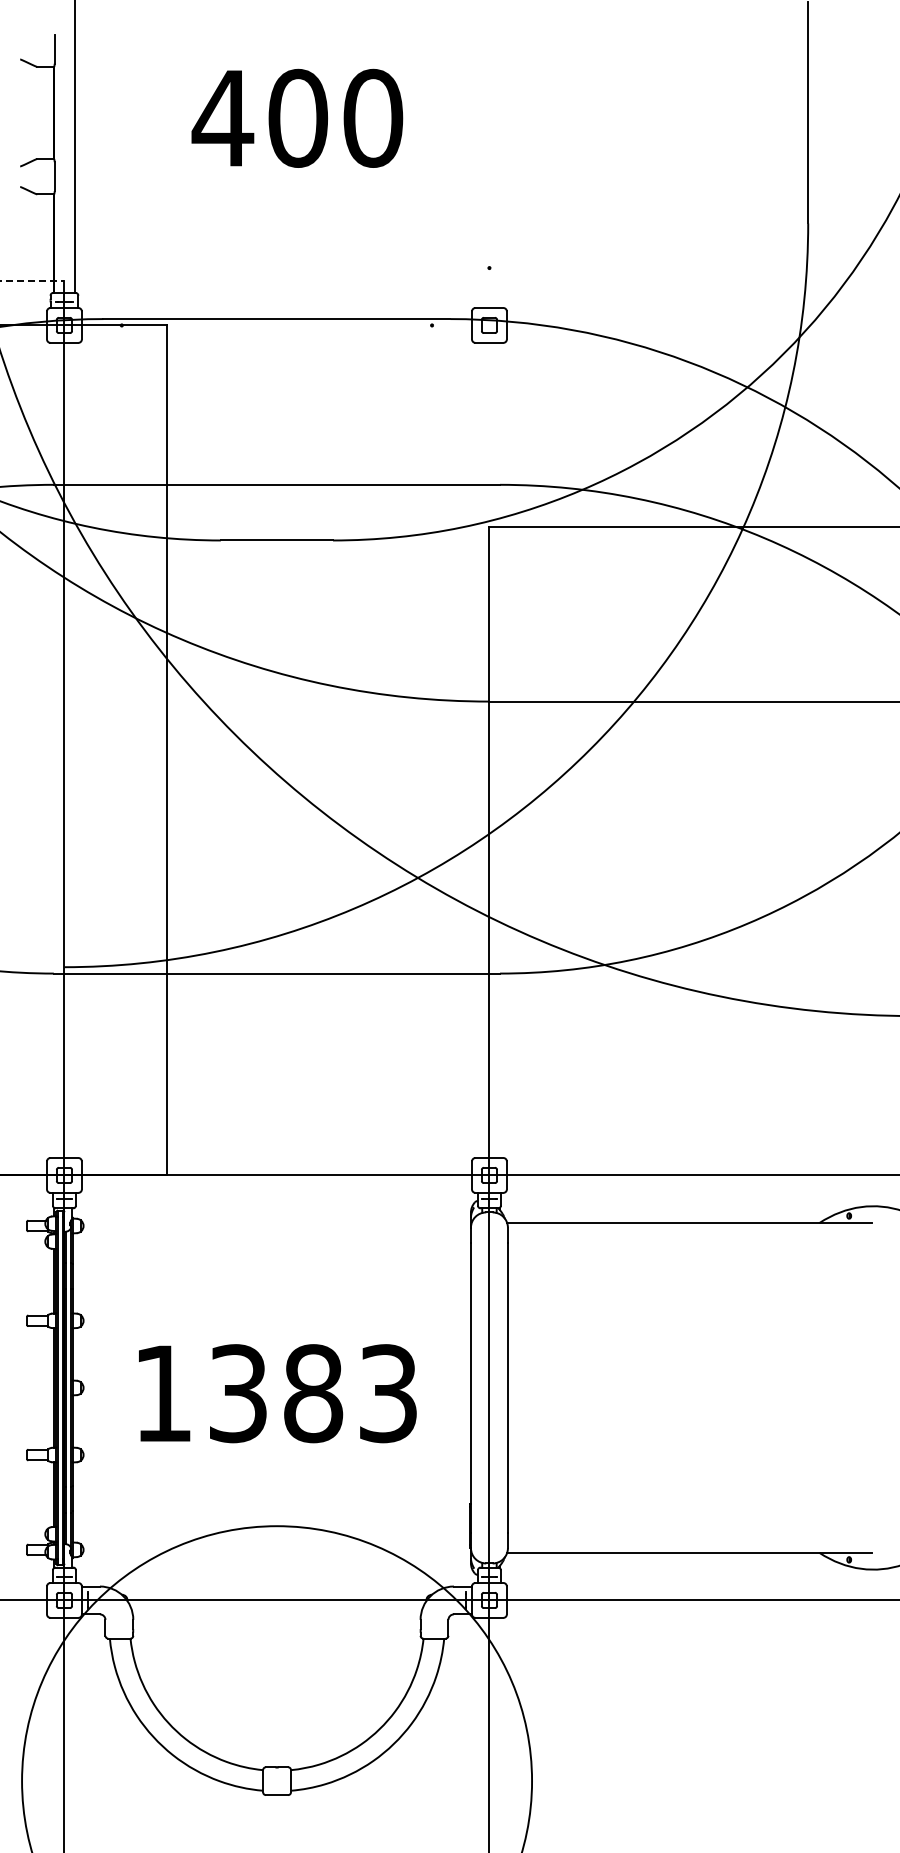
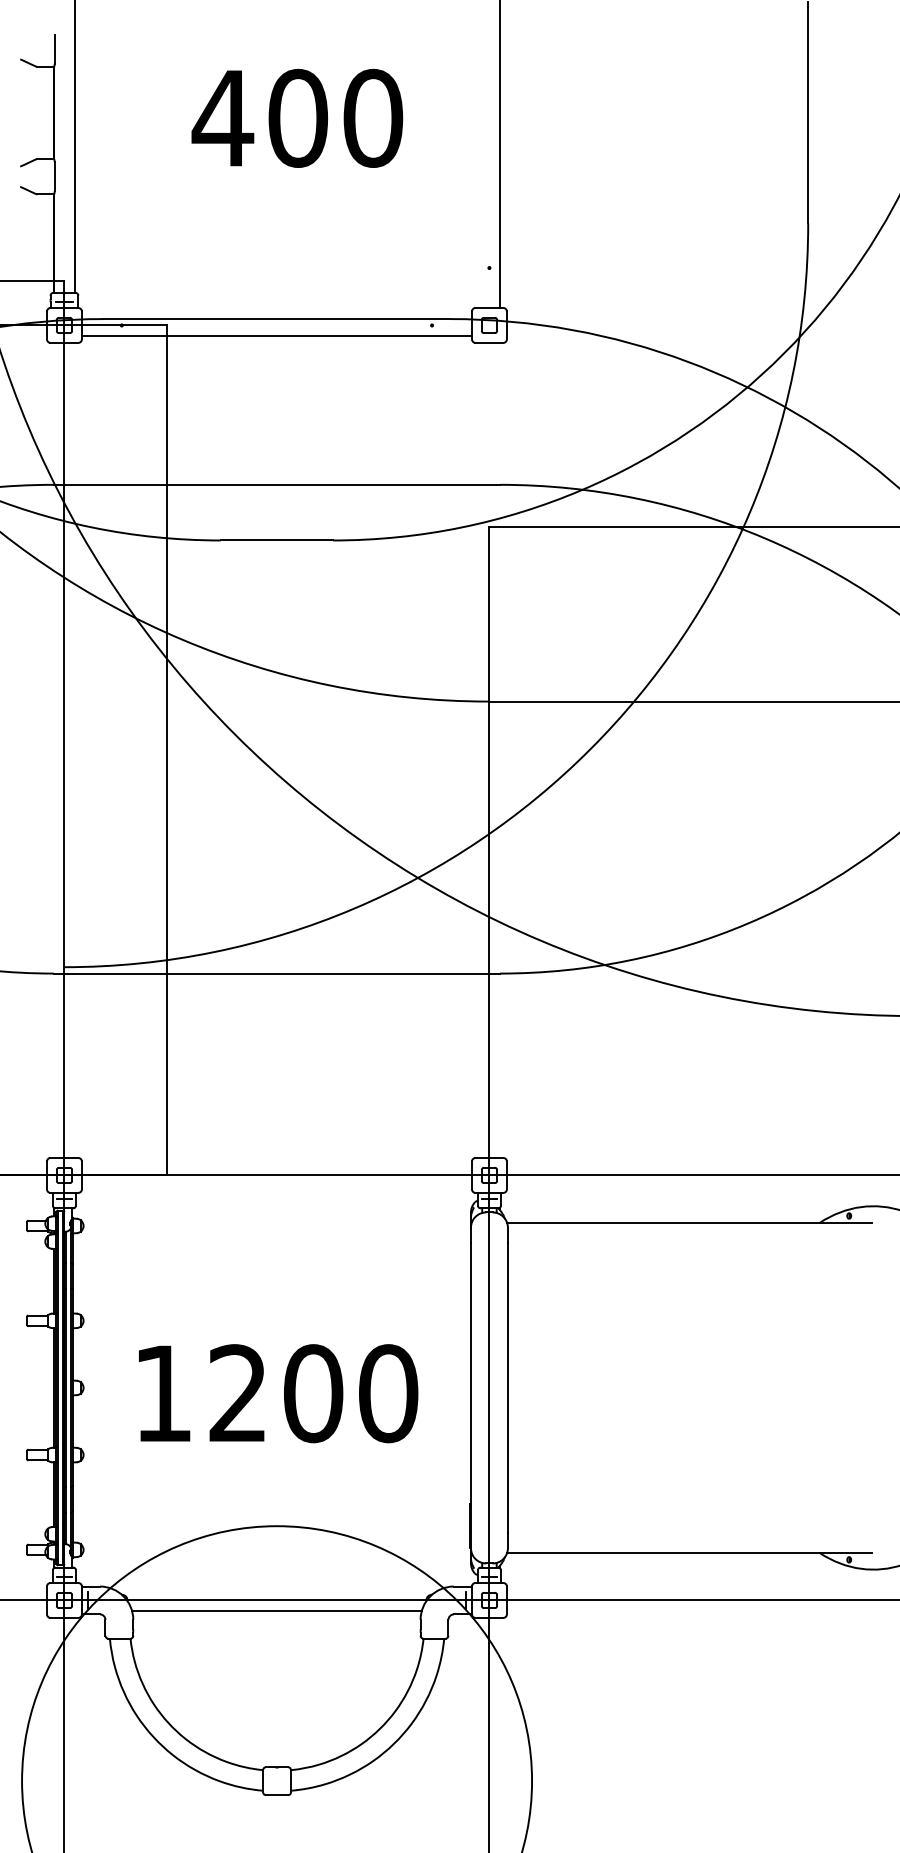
line: none -> present (500, 155)
line: dashed -> solid (32, 280)
line: none -> present (276, 336)
text: 1383 -> 1200 (313, 1393)
line: none -> present (276, 1611)
